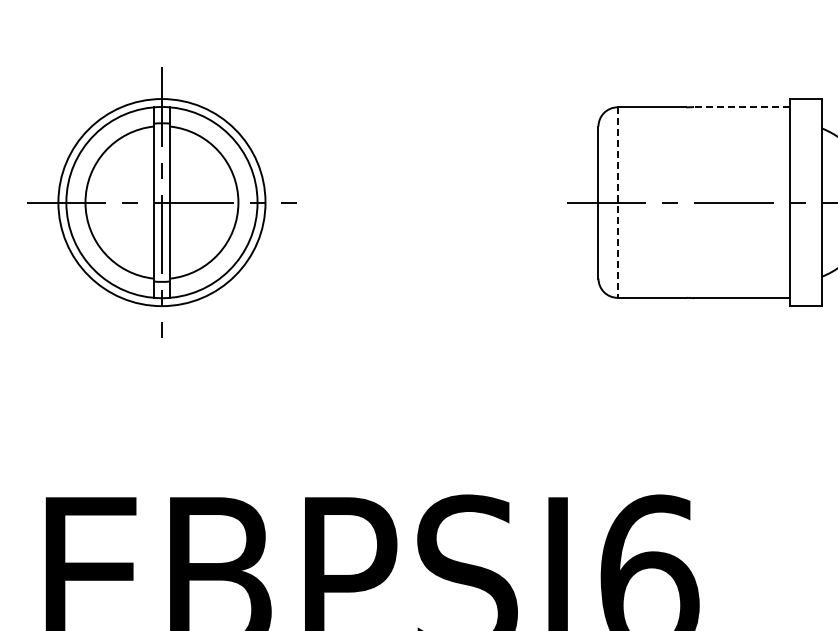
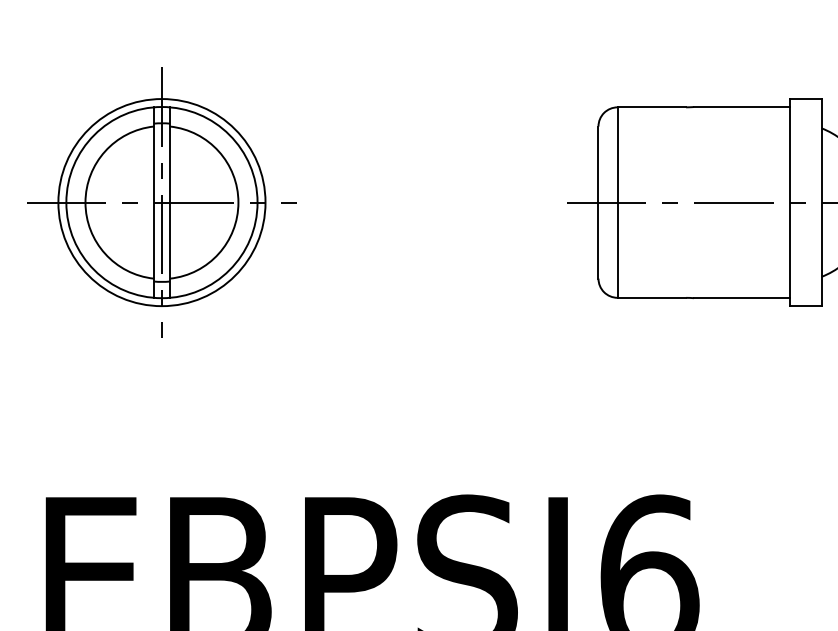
line: dashed -> solid (741, 107)
line: dashed -> solid (617, 203)
